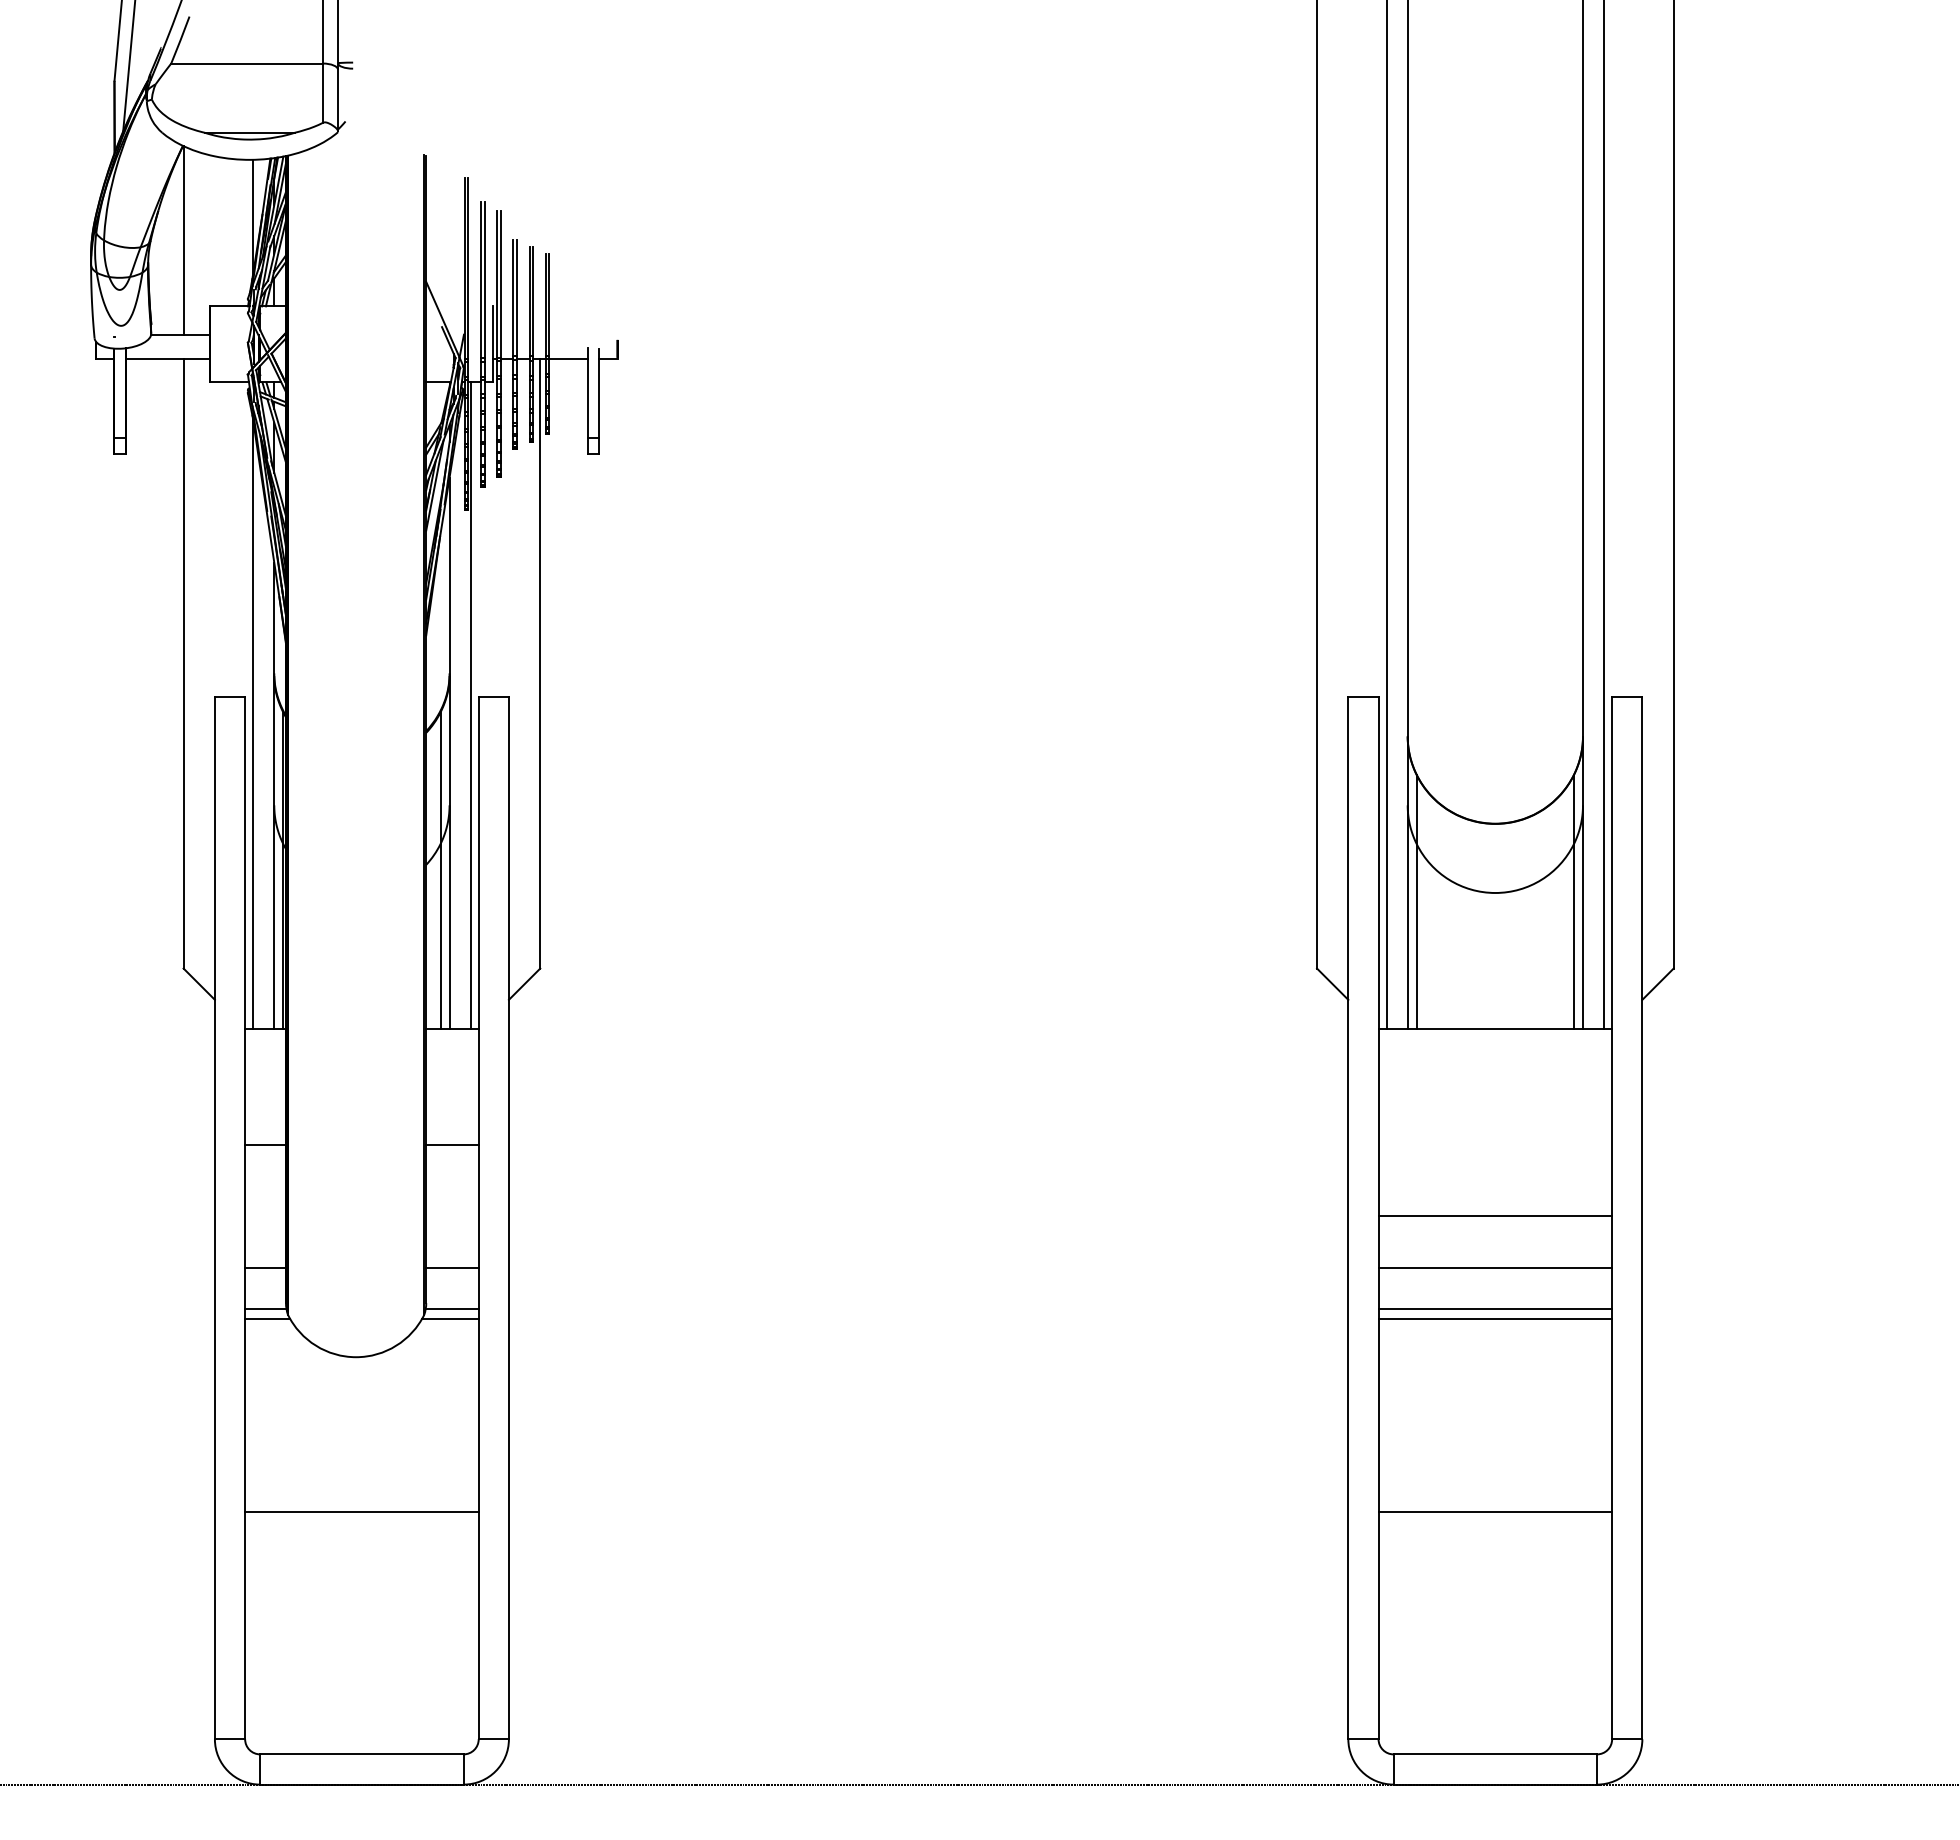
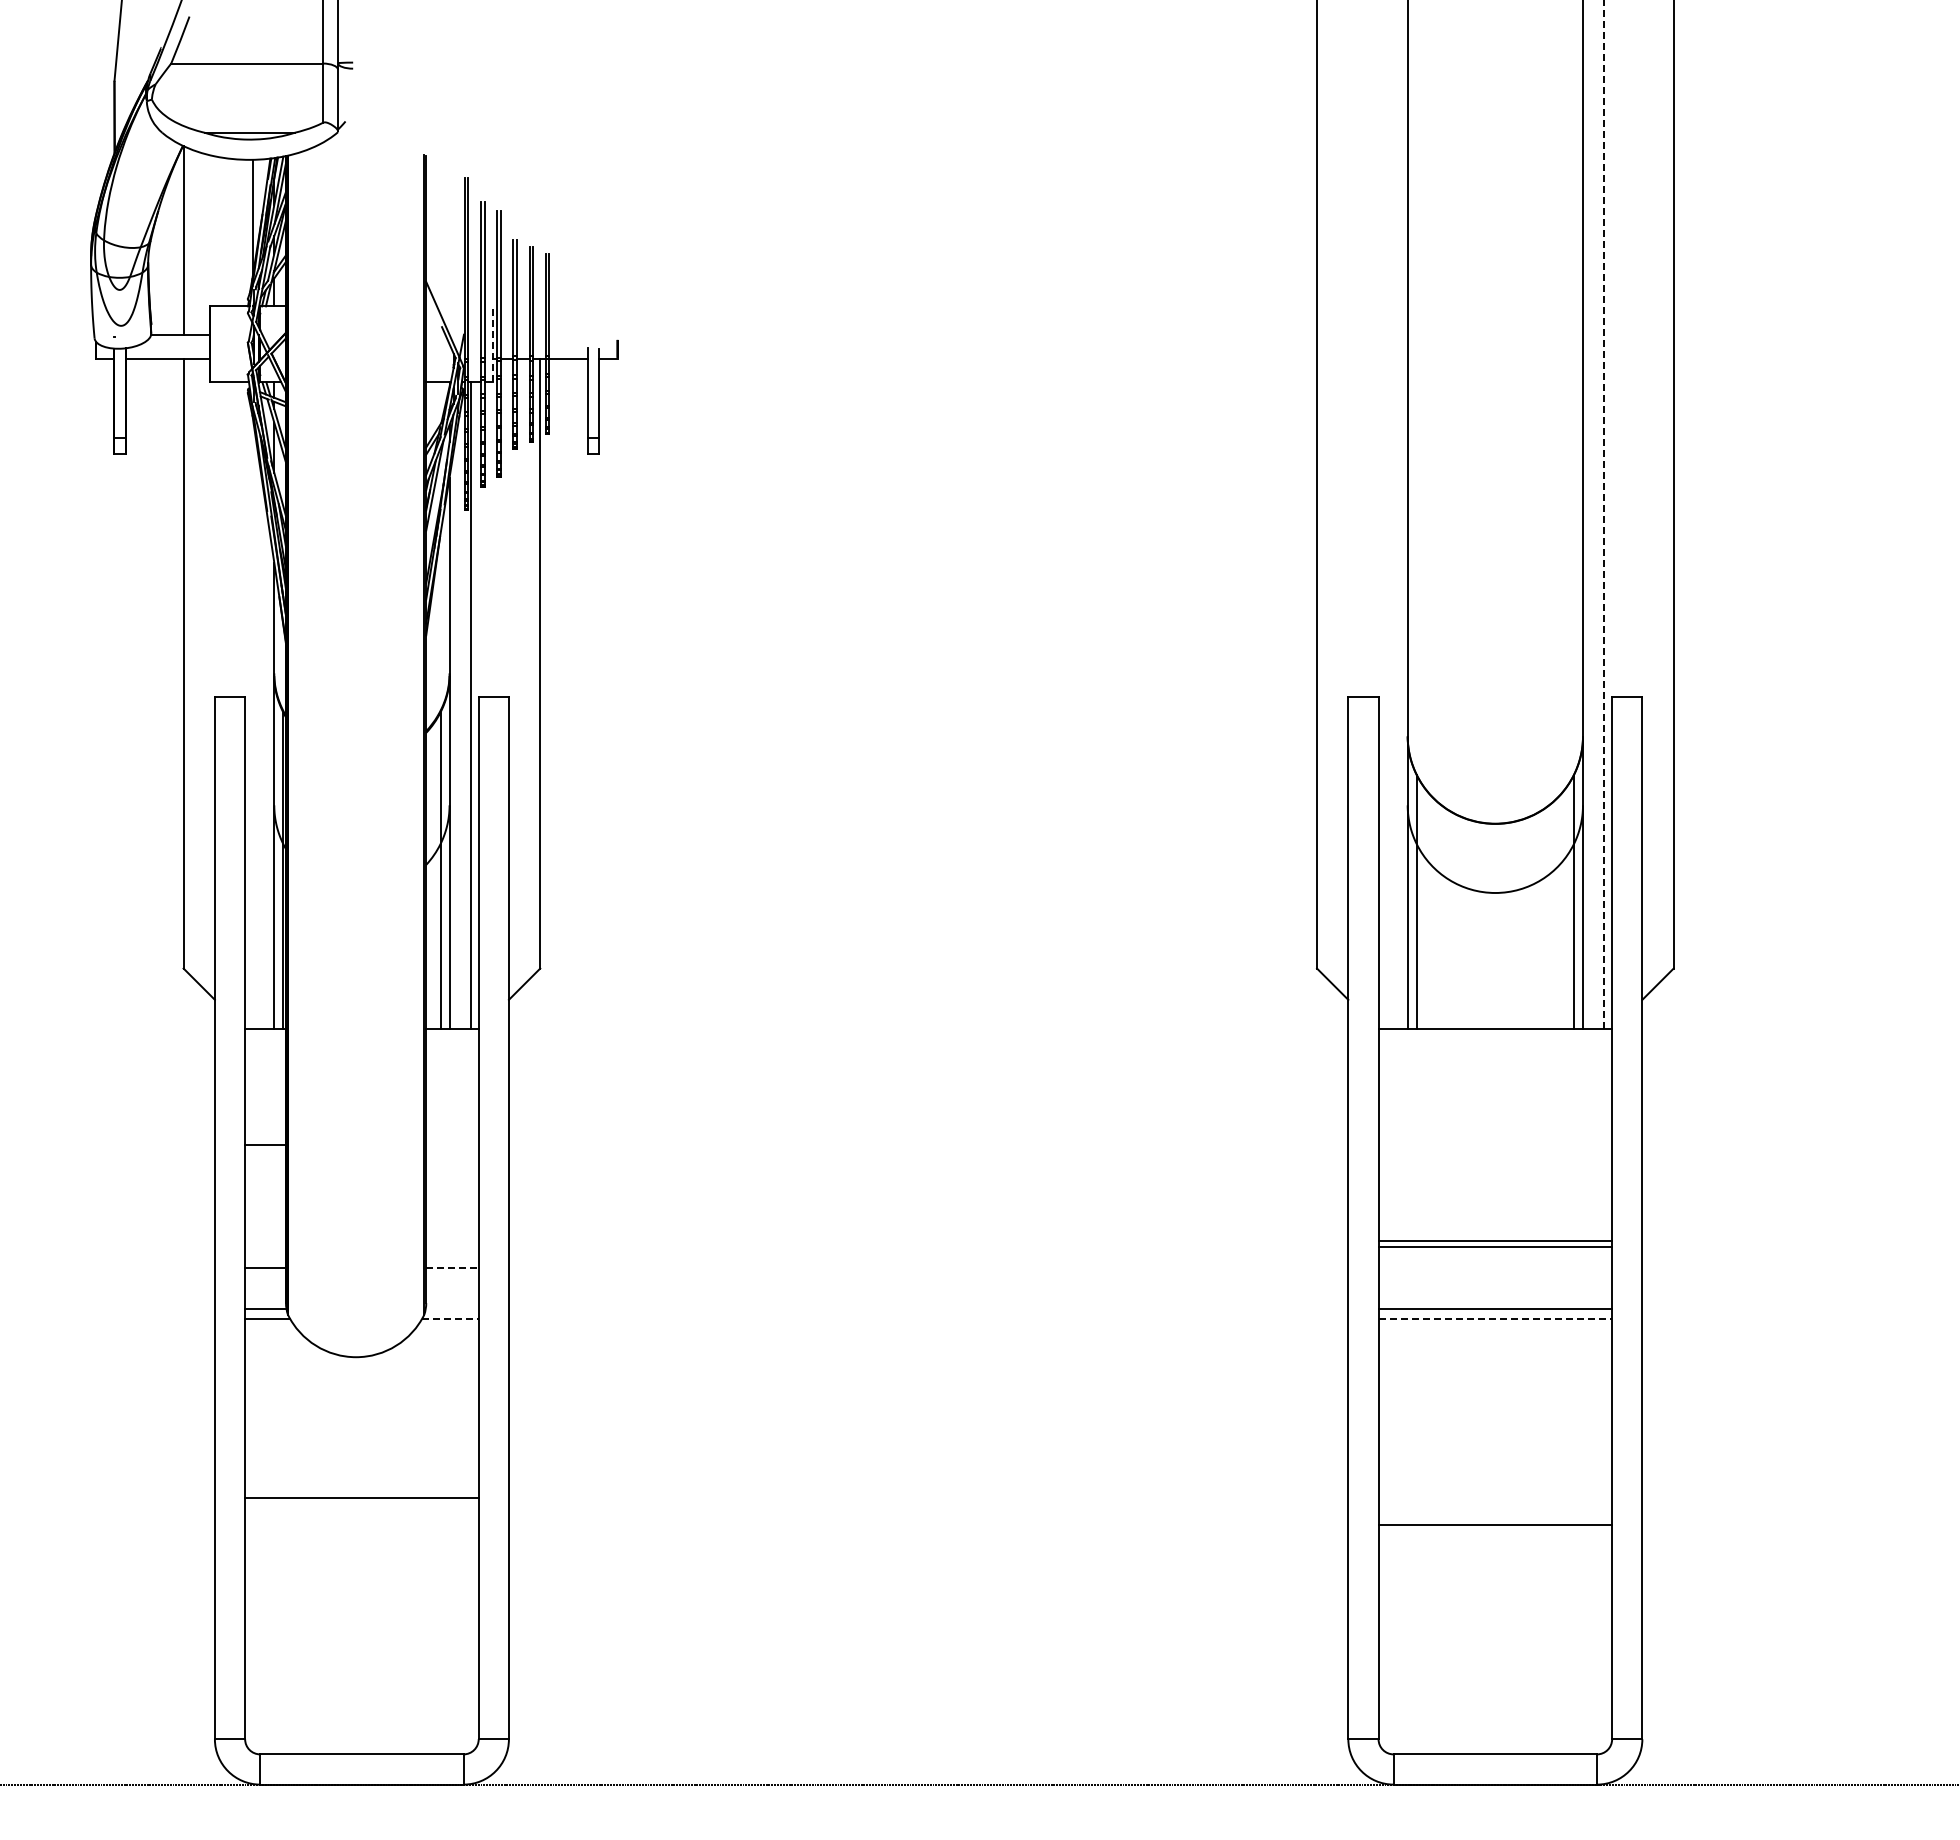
line: present -> none (129, 66)
line: solid -> dashed (492, 343)
line: solid -> dashed (1604, 514)
line: present -> none (1386, 515)
line: present -> none (253, 724)
line: present -> none (452, 1144)
line position: (1495, 1216) -> (1495, 1247) (1495, 1247)
line: solid -> dashed (452, 1267)
line position: (1495, 1267) -> (1495, 1240) (1495, 1240)
line: present -> none (451, 1308)
line: solid -> dashed (450, 1319)
line: solid -> dashed (1495, 1319)
line position: (361, 1511) -> (361, 1497) (361, 1497)
line position: (1495, 1511) -> (1495, 1524) (1495, 1524)
